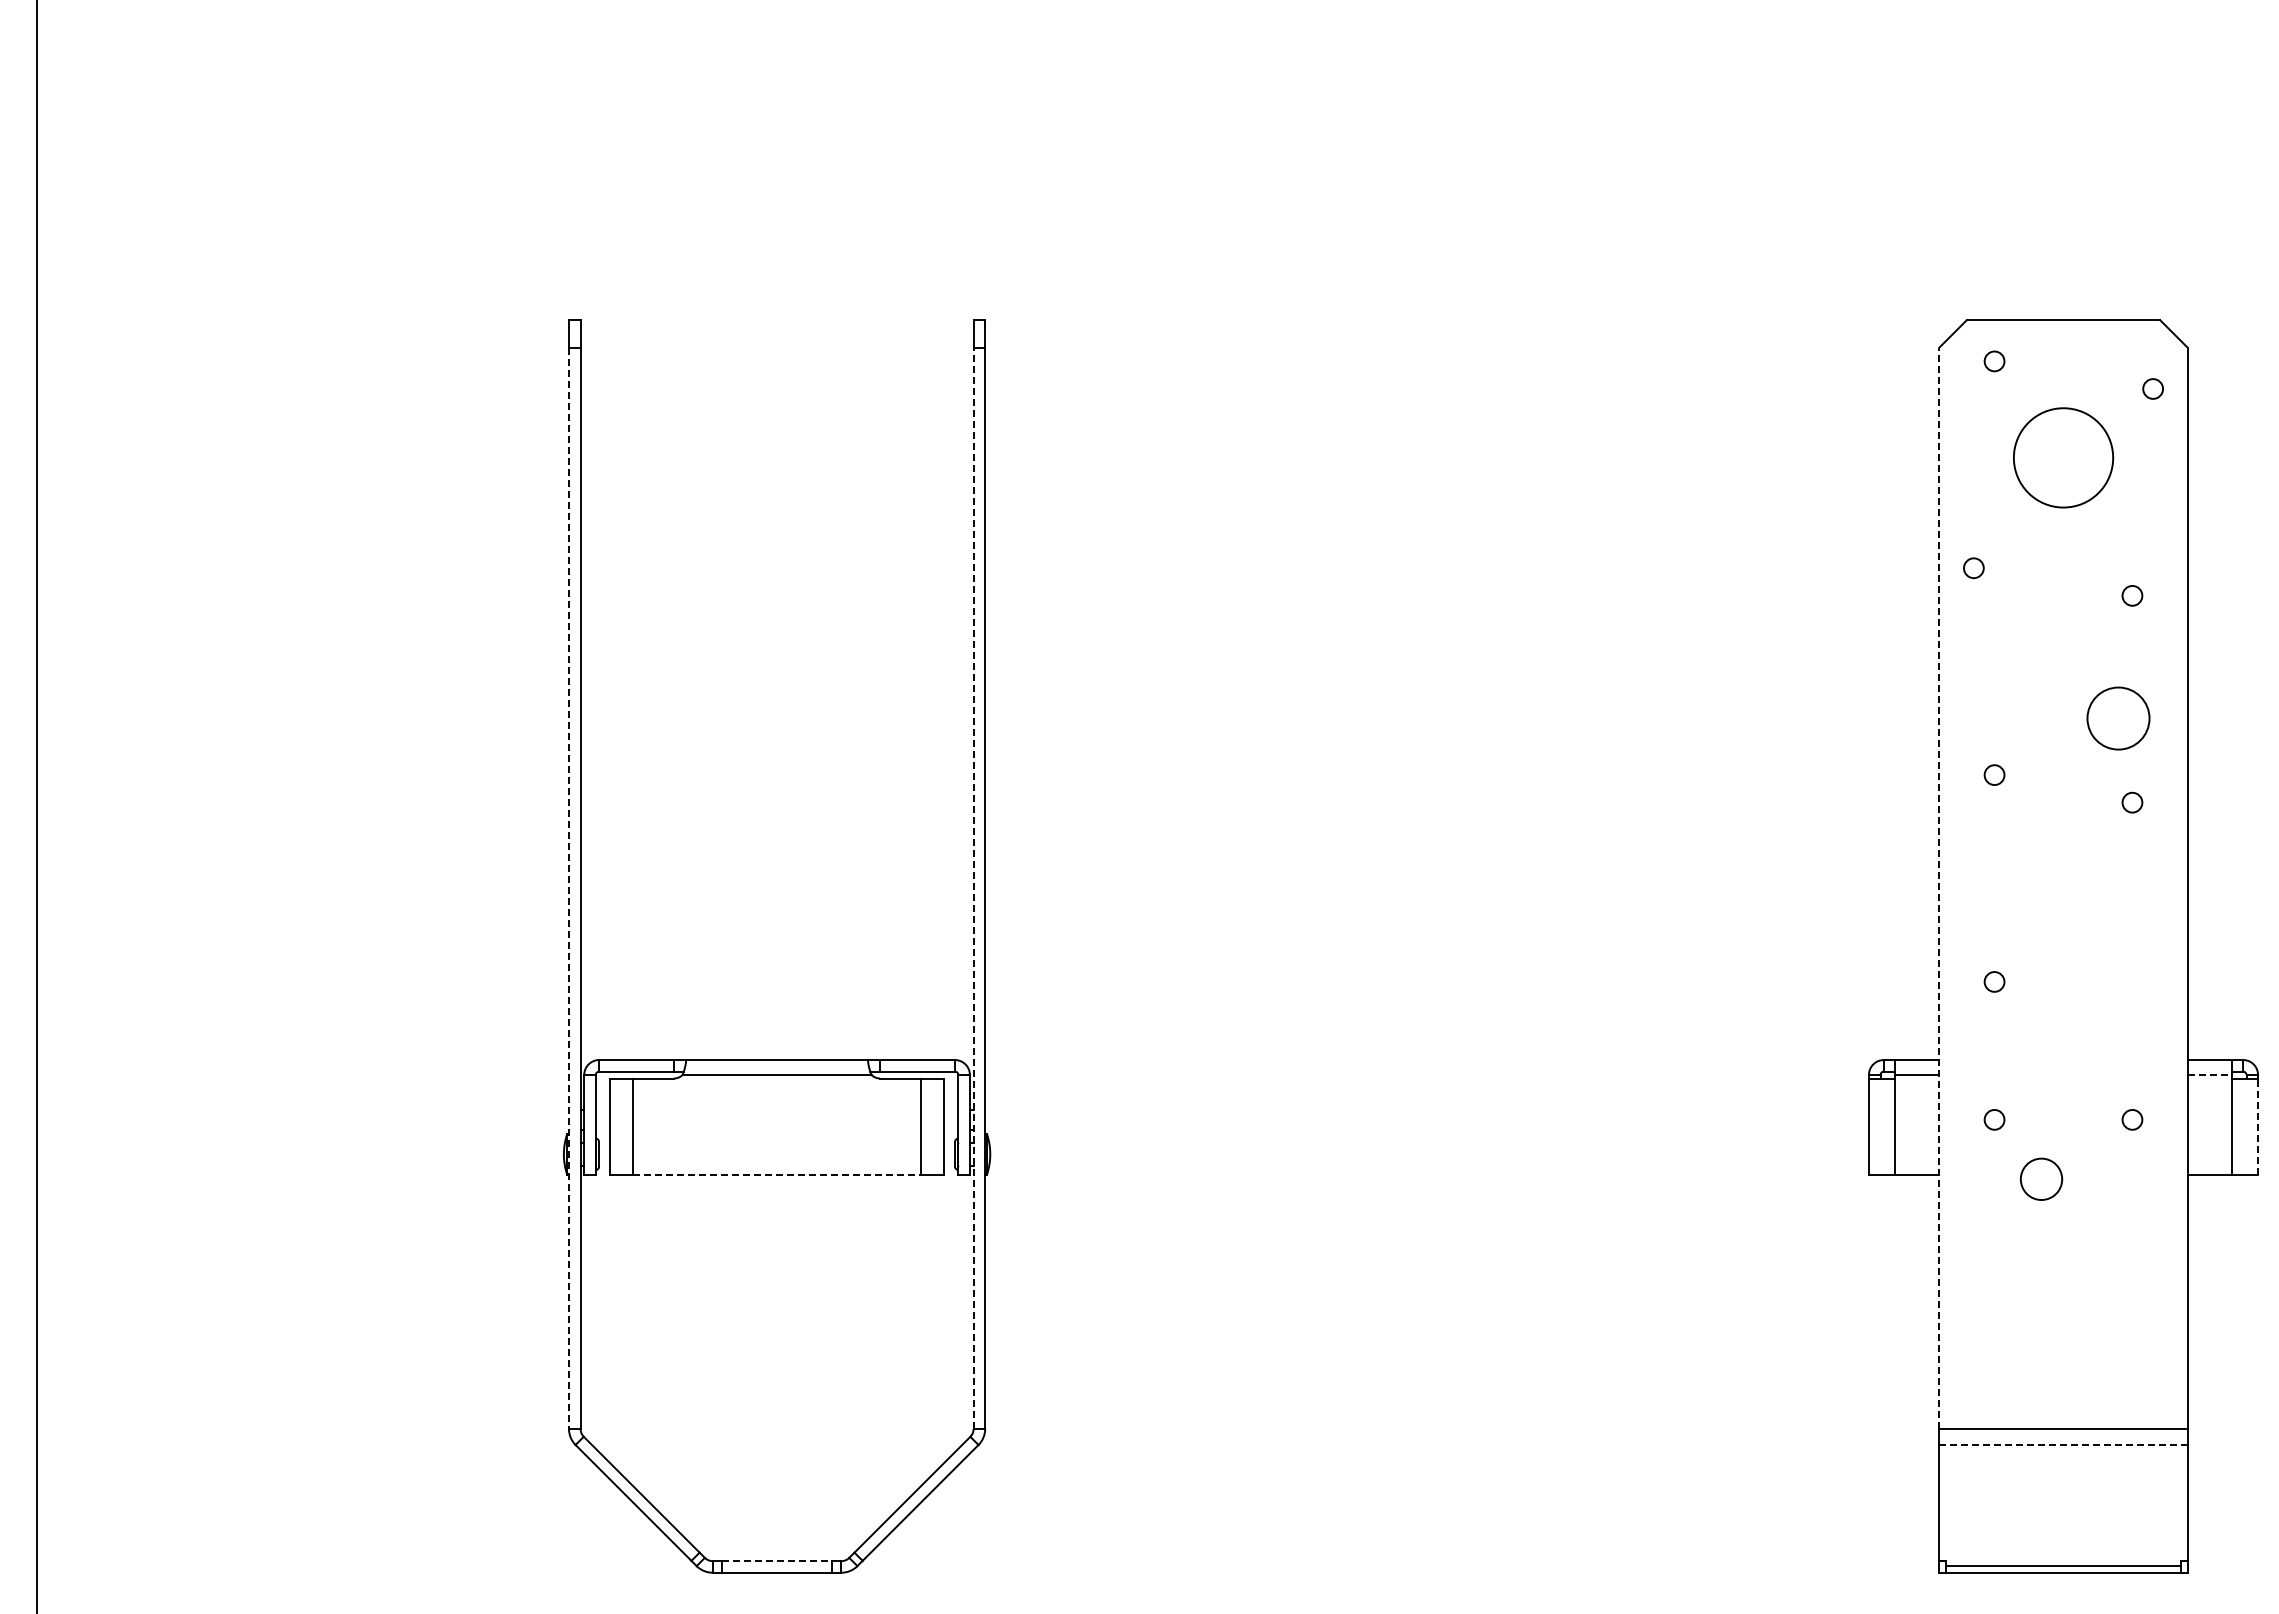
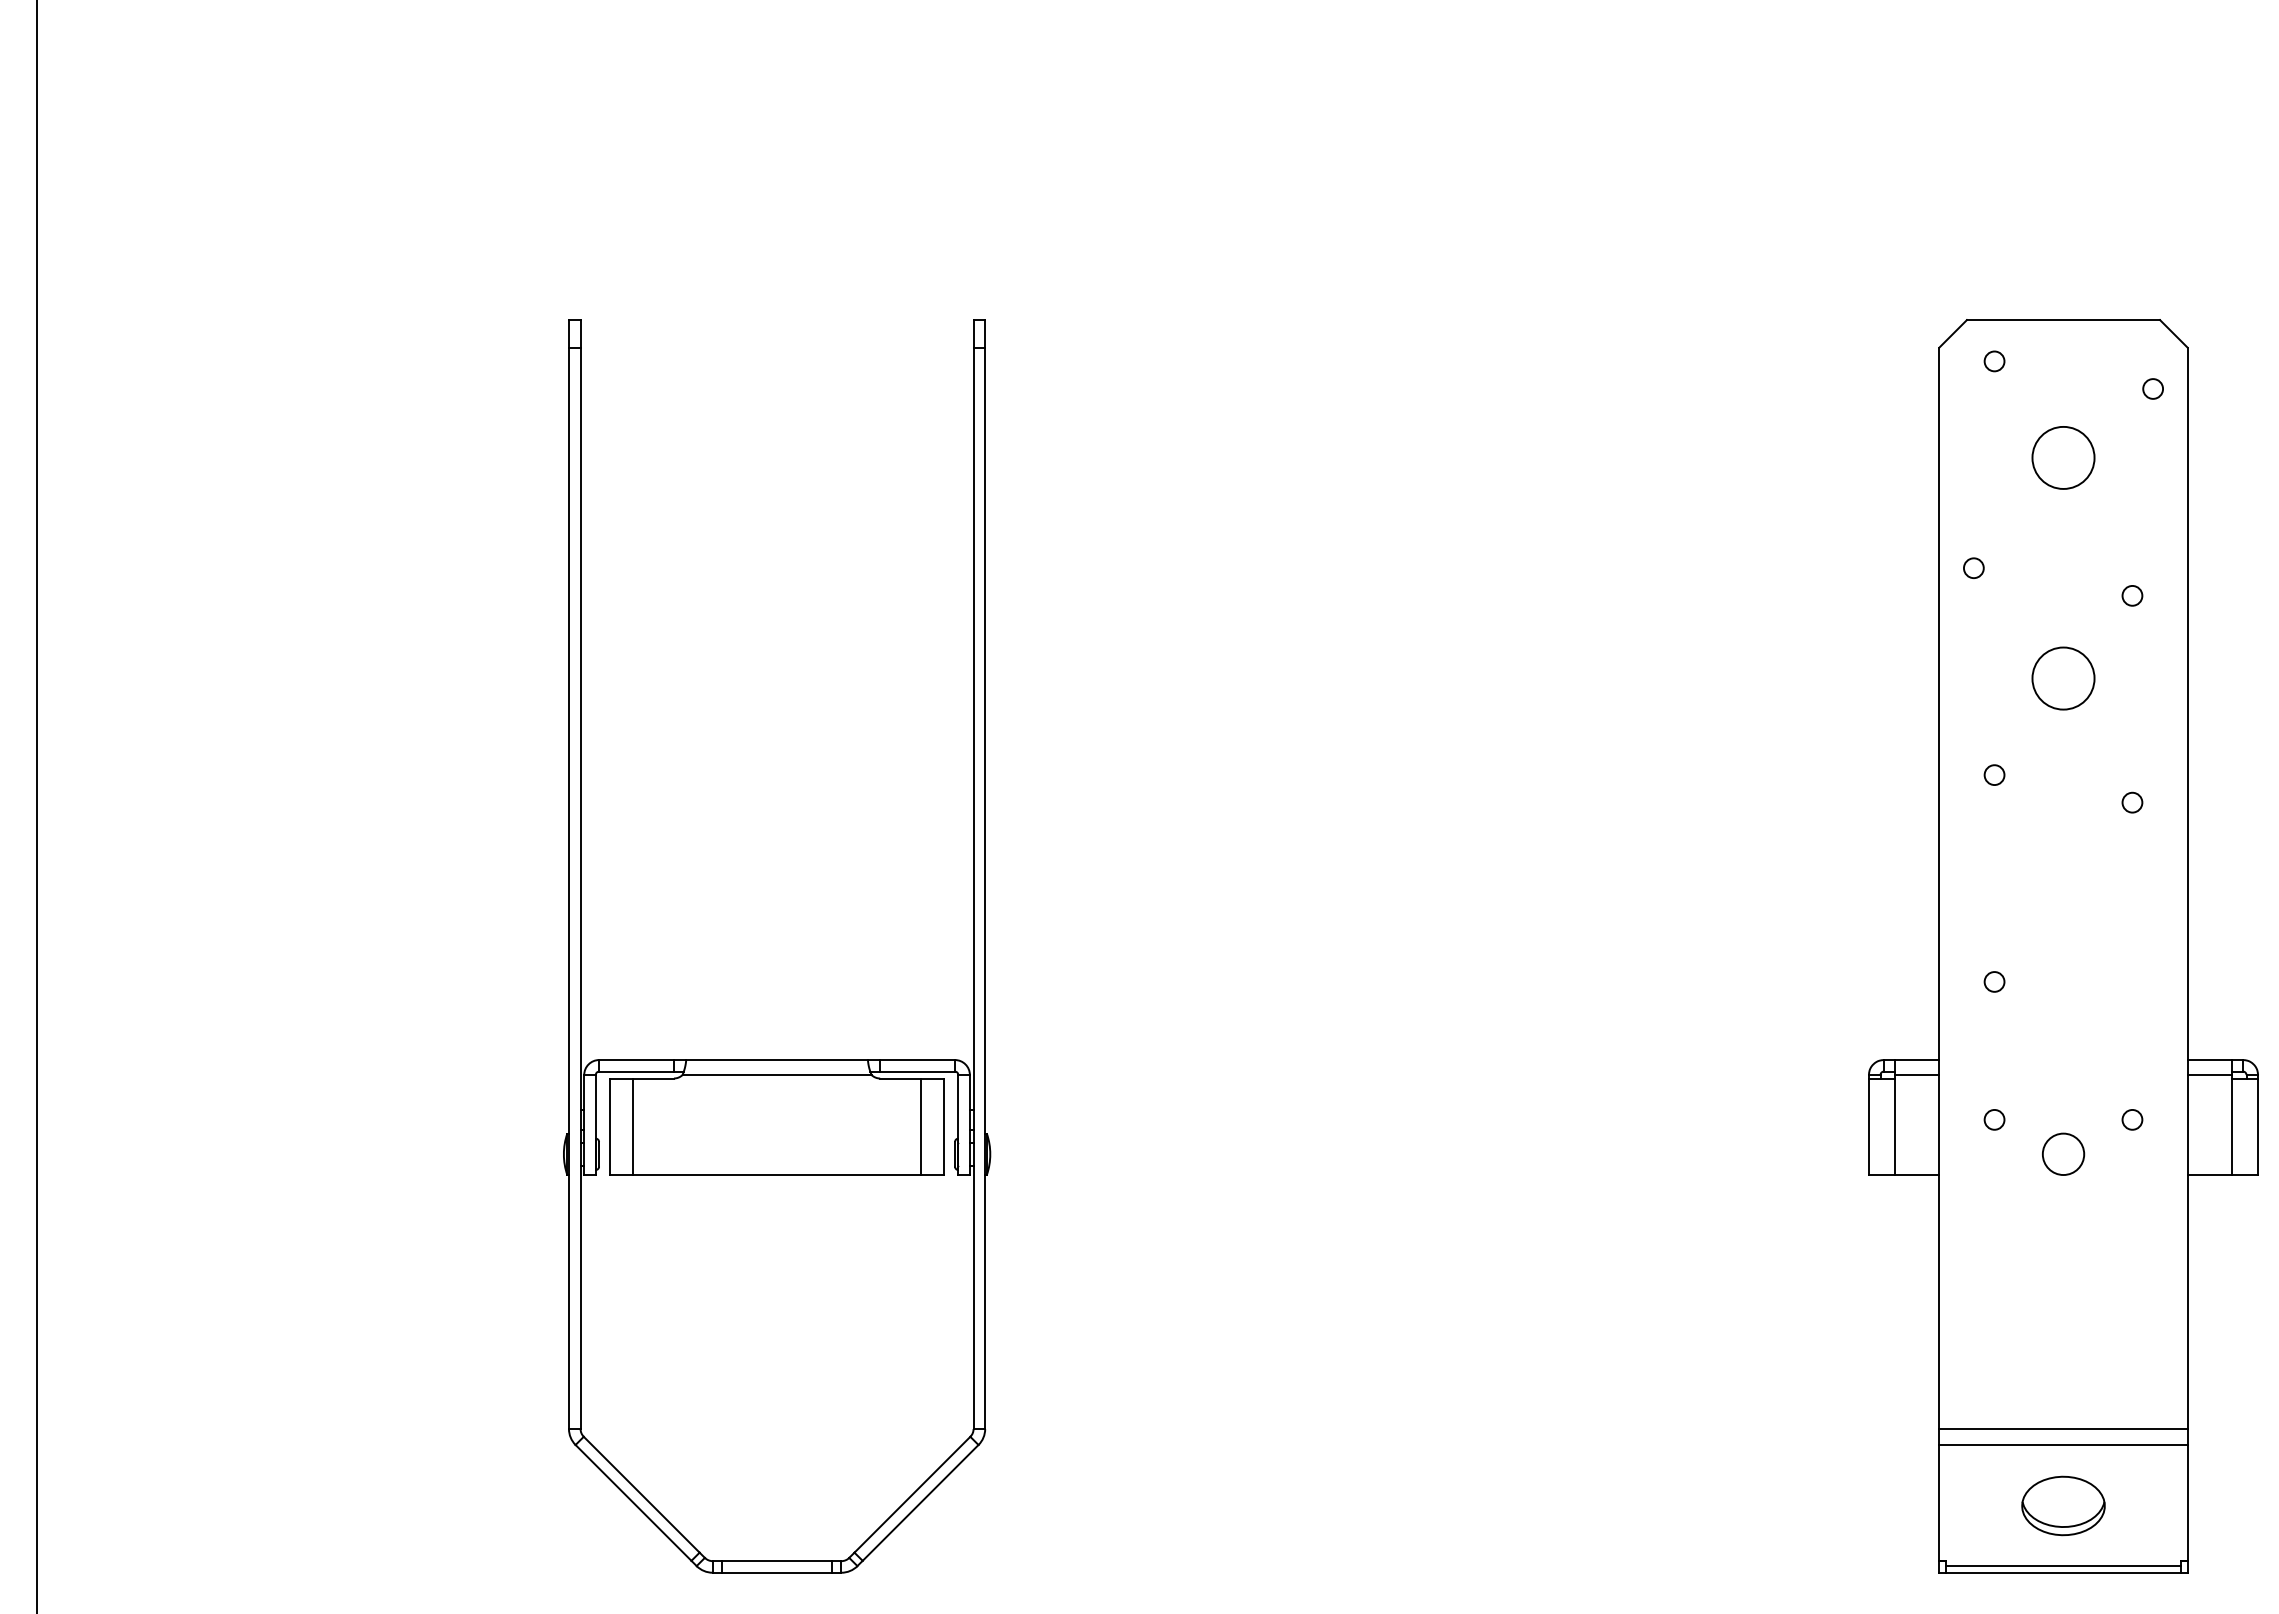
circle size: 102x102 px -> 65x64 px (2063, 457)
circle position: (2118, 718) -> (2063, 678) (2063, 678)
line: dashed -> solid (568, 888)
line: dashed -> solid (973, 888)
line: dashed -> solid (1939, 888)
line: dashed -> solid (2210, 1075)
line: dashed -> solid (2258, 1126)
line: dashed -> solid (777, 1175)
circle position: (2041, 1178) -> (2063, 1153) (2063, 1153)
line: dashed -> solid (2063, 1444)
part: none -> present (2063, 1505)
line: dashed -> solid (777, 1561)
